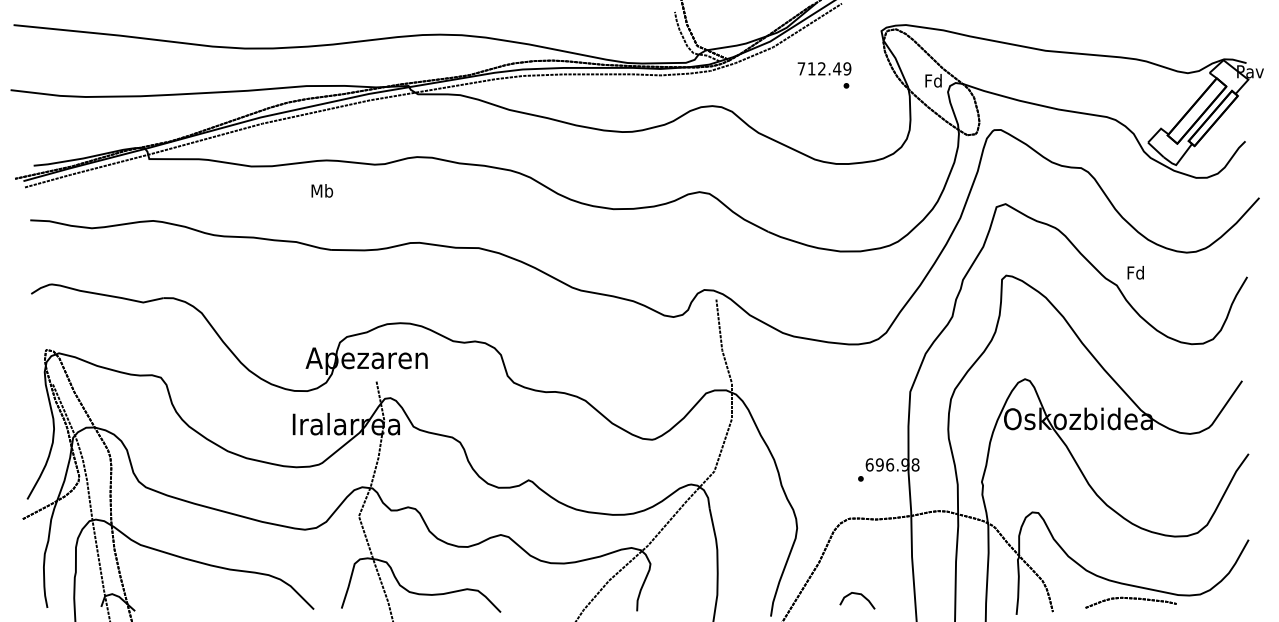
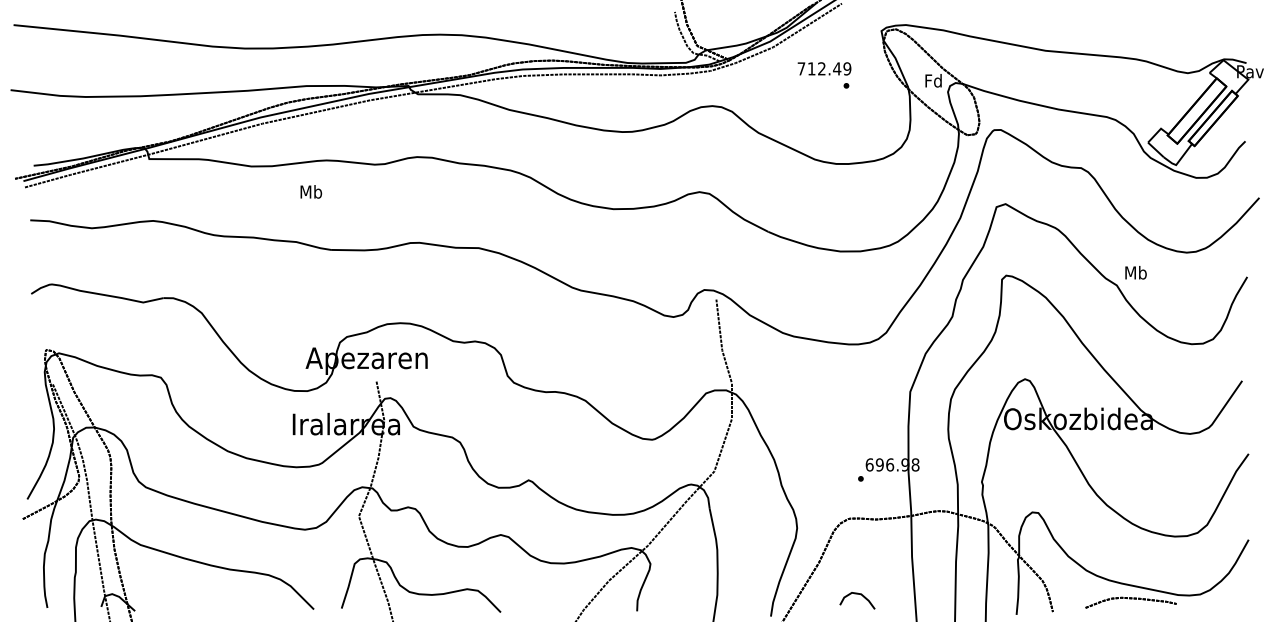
text position: (322, 190) -> (311, 191) (311, 191)
text: Fd -> Mb (1135, 272)
